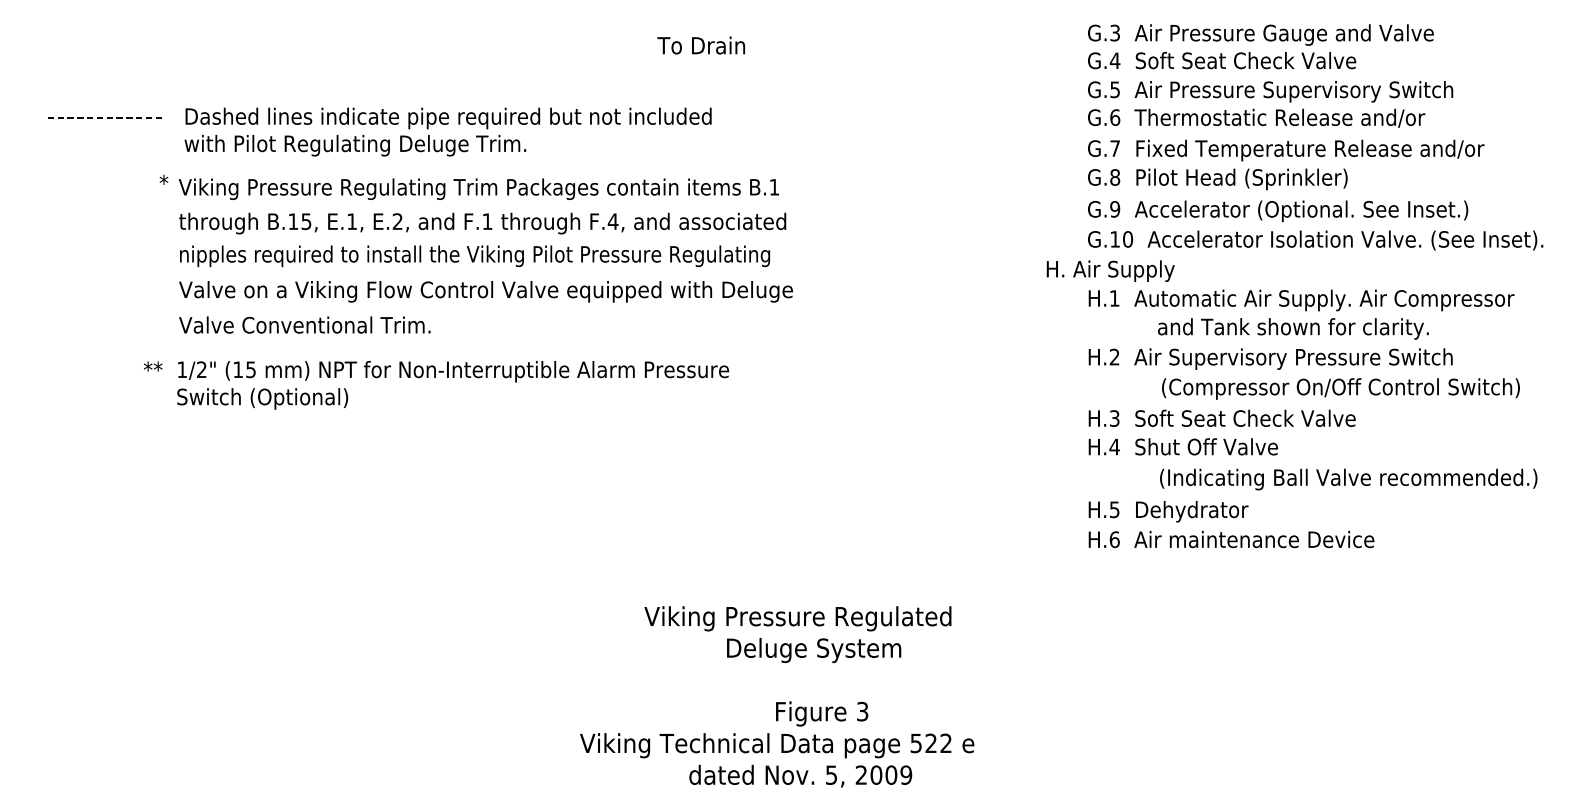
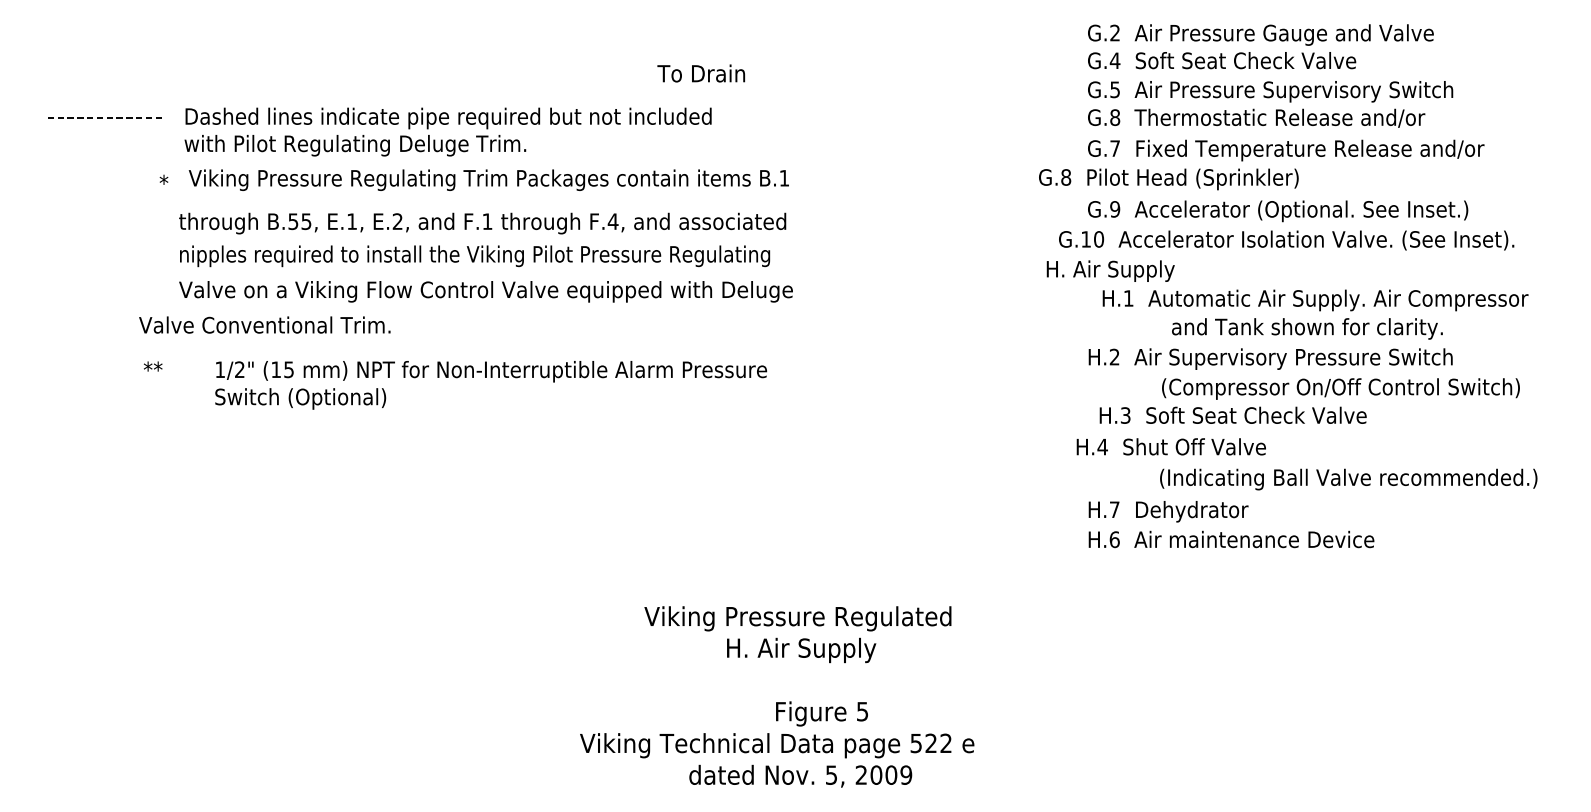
text: G.3 -> G.2 (1114, 33)
text position: (701, 45) -> (701, 73) (701, 73)
text: G.6 -> G.8 (1115, 117)
text position: (1217, 179) -> (1168, 179) (1168, 179)
text position: (478, 188) -> (488, 179) (488, 179)
text: B.15, -> B.55, (293, 221)
text position: (1315, 240) -> (1286, 240) (1286, 240)
text position: (1301, 314) -> (1315, 314) (1315, 314)
text position: (304, 324) -> (264, 324) (264, 324)
text position: (453, 385) -> (491, 385) (491, 385)
text position: (1221, 417) -> (1232, 414) (1232, 414)
text position: (1182, 446) -> (1170, 446) (1170, 446)
text: H.5 -> H.7 (1114, 509)
text: Deluge System -> H. Air Supply (815, 650)
text: 3 -> 5 (862, 710)
